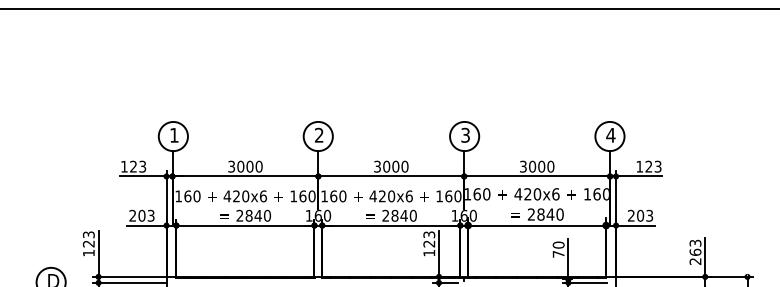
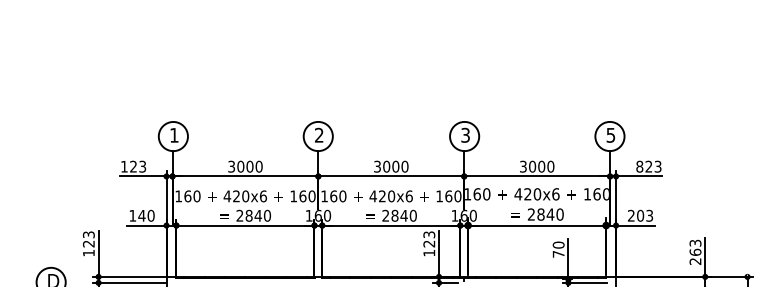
line: present -> none (389, 8)
text: 4 -> 5 (610, 135)
text: 123 -> 823 (639, 166)
text: 203 -> 140 (141, 215)
